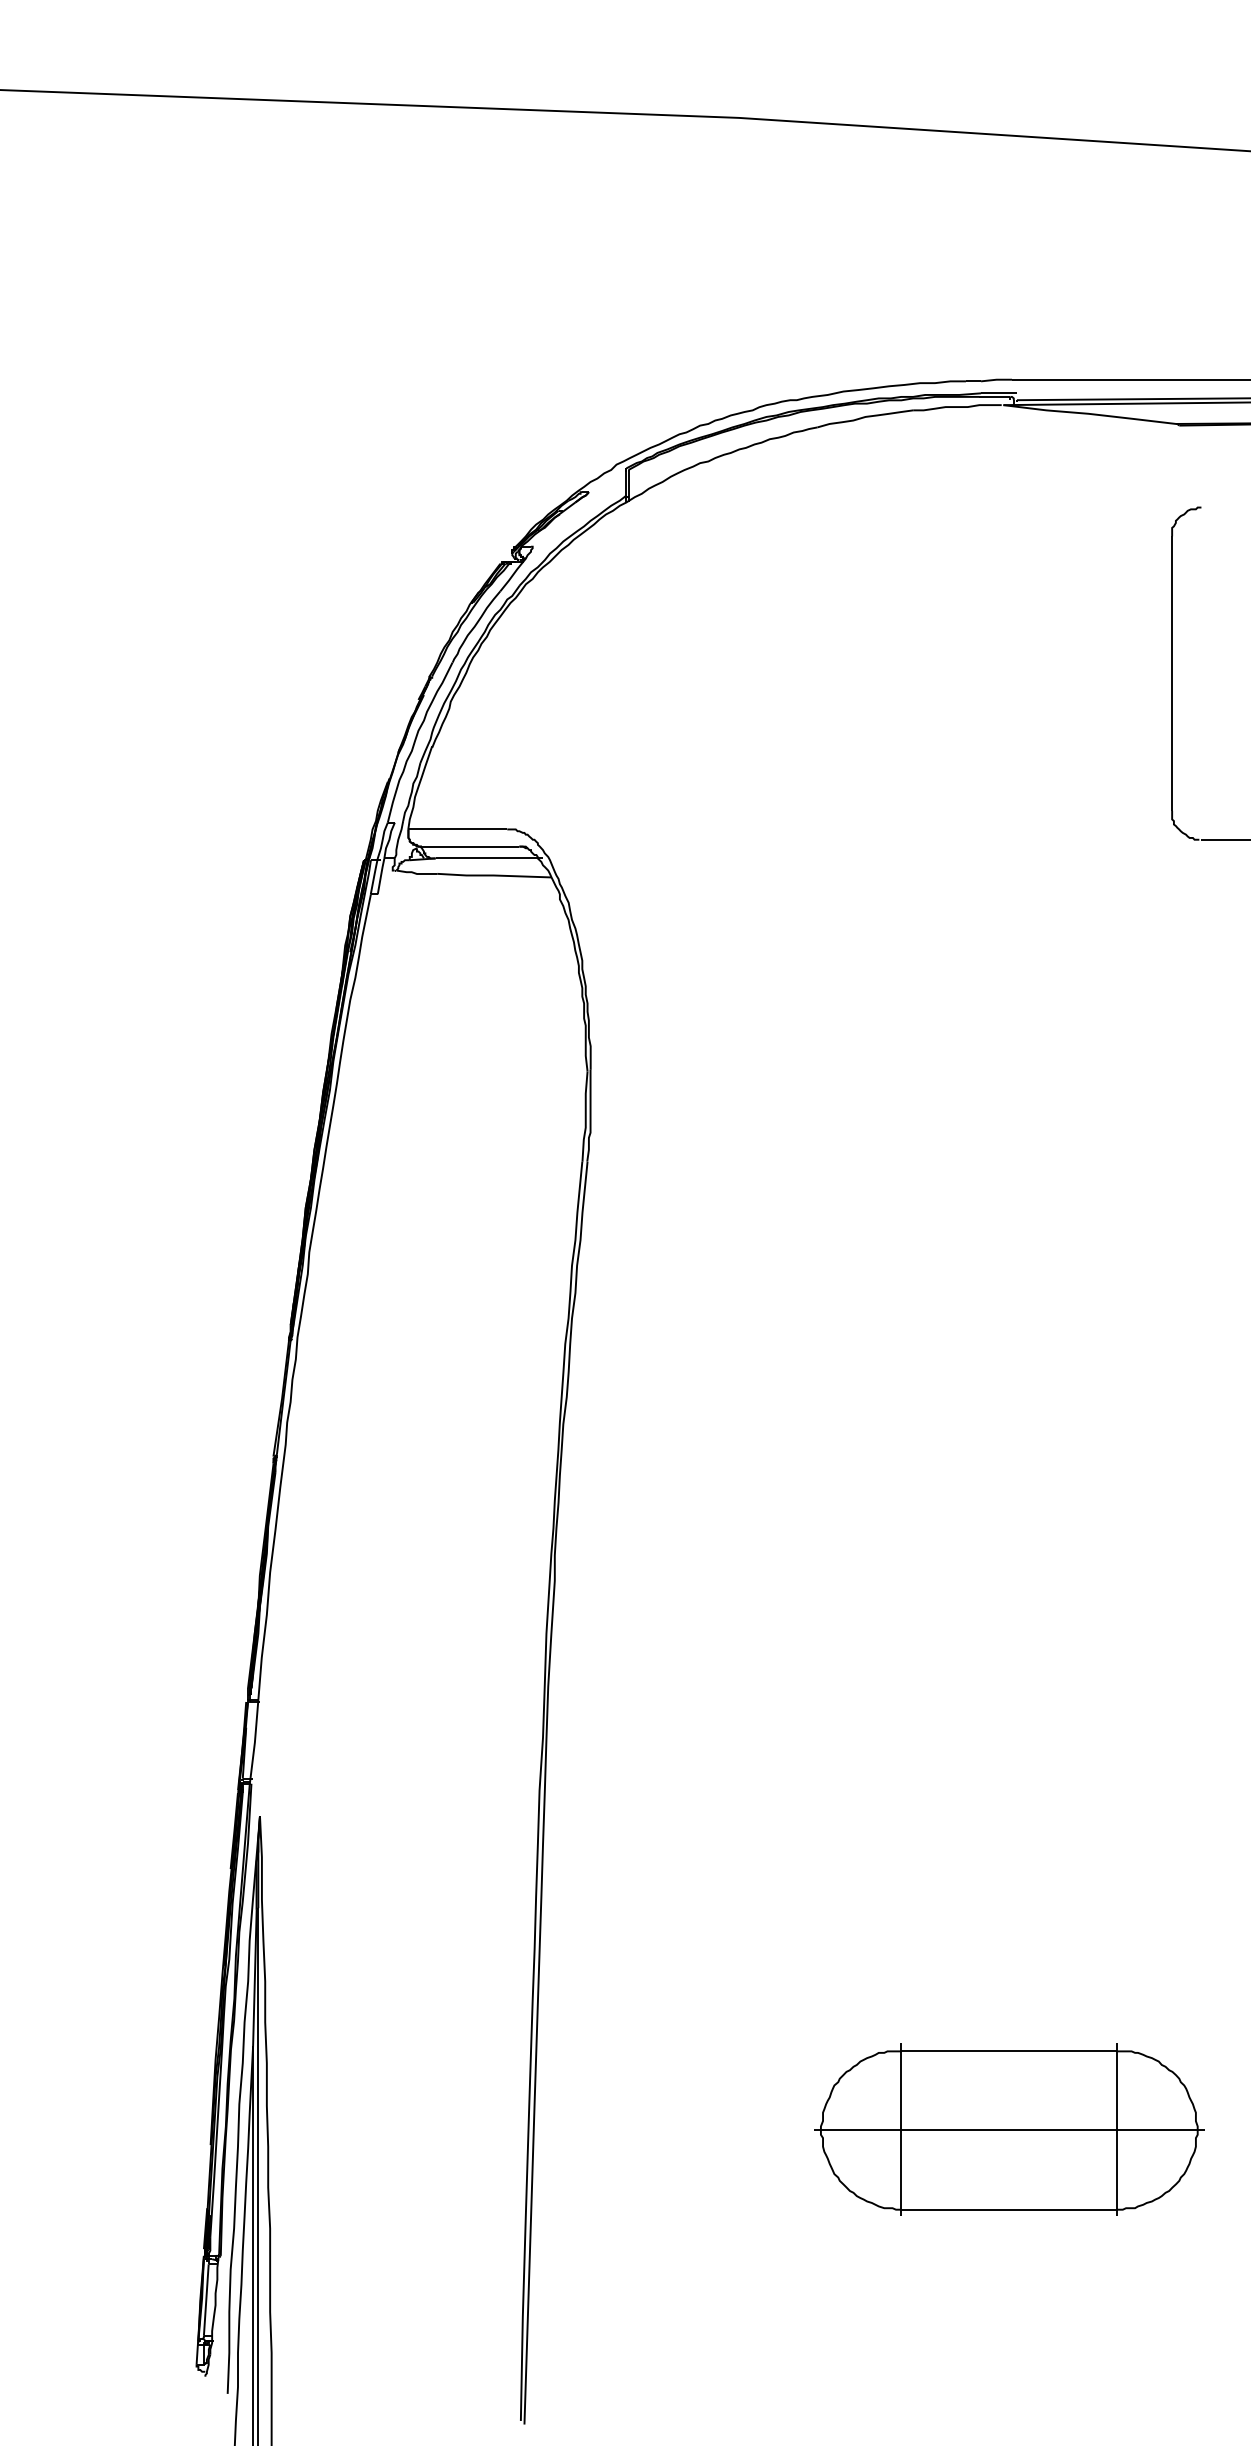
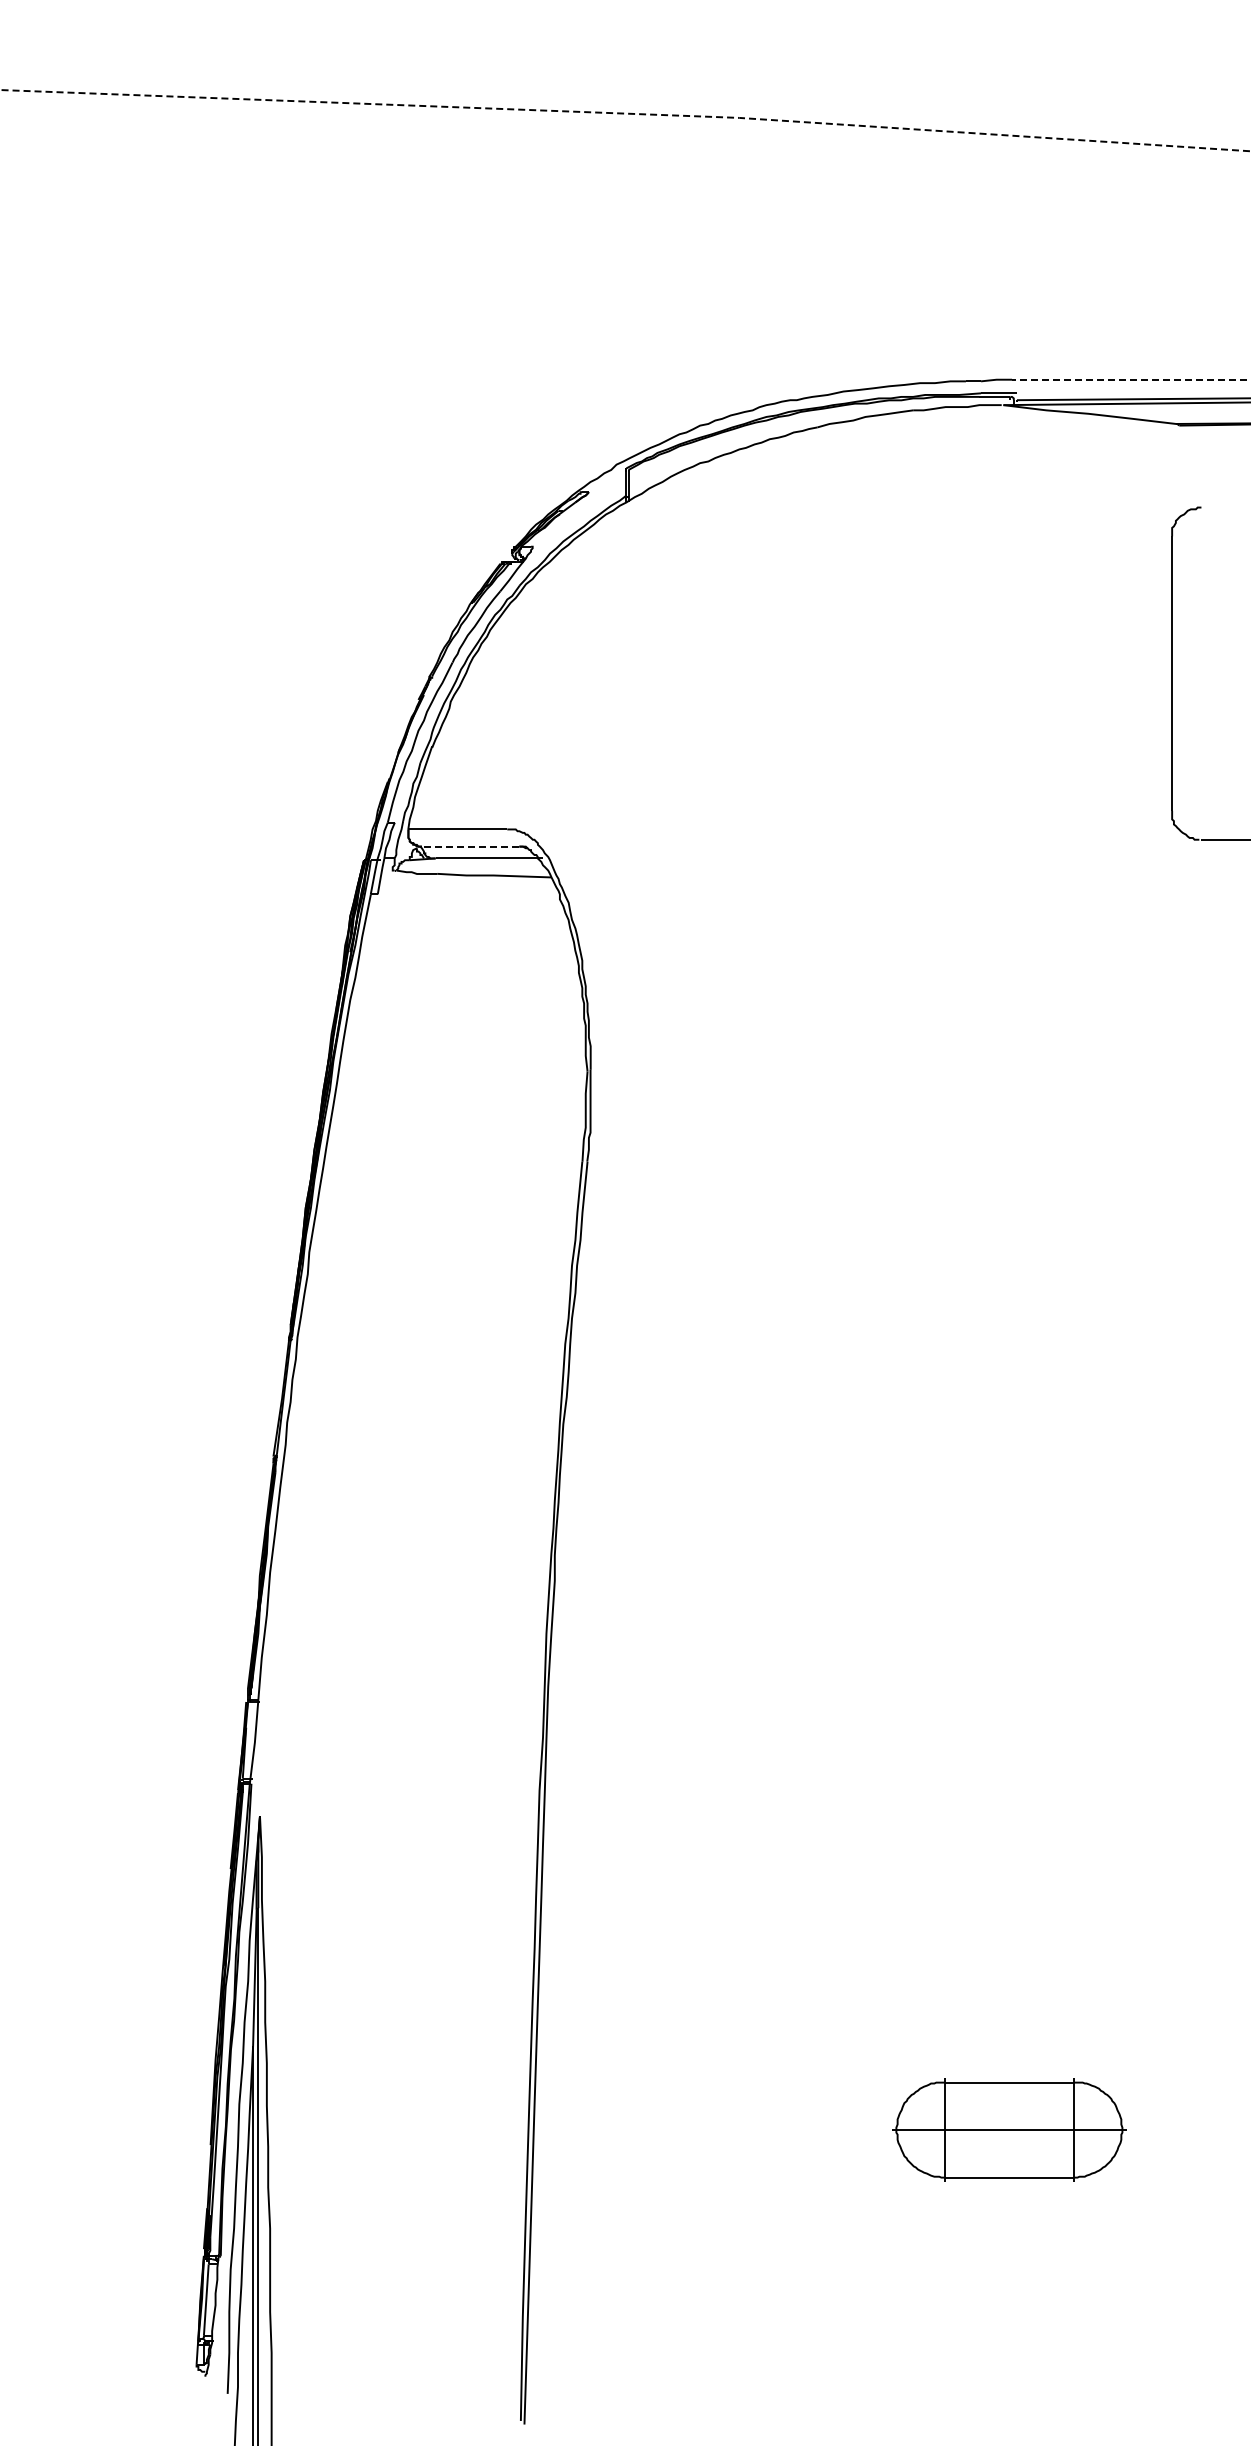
line: solid -> dashed (625, 113)
line: solid -> dashed (1130, 379)
line: solid -> dashed (470, 846)
part size: 391x173 px -> 235x104 px (1009, 2129)
